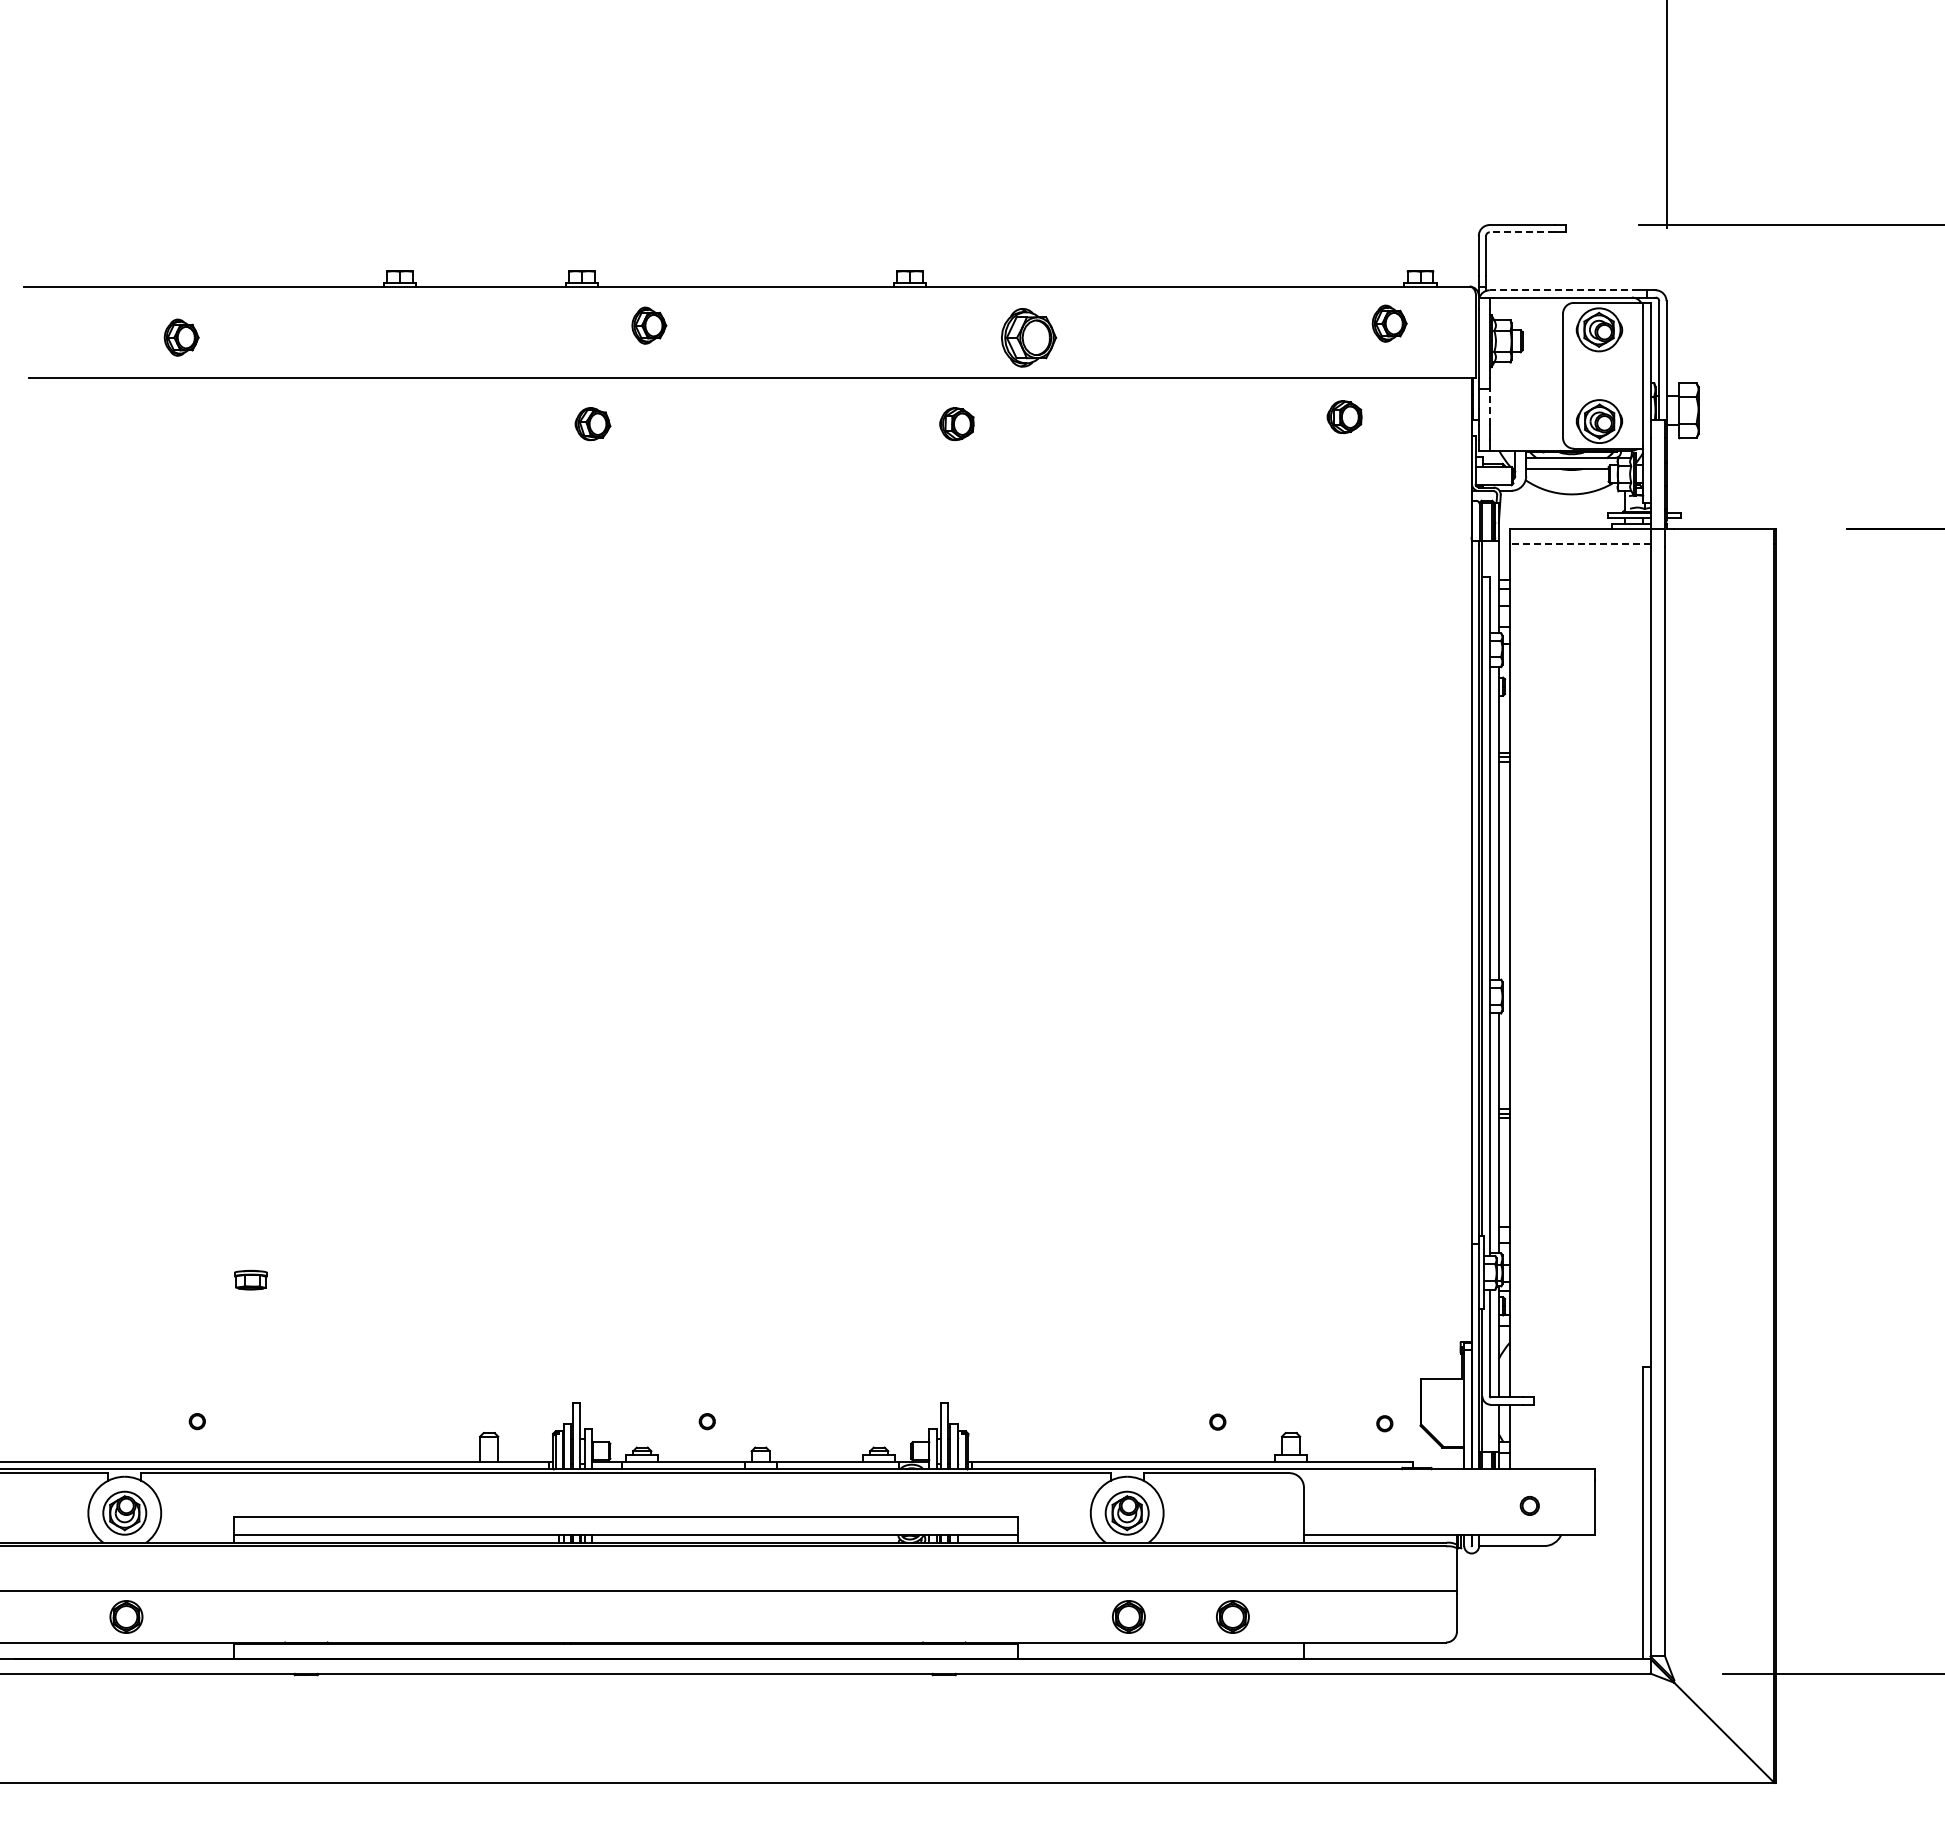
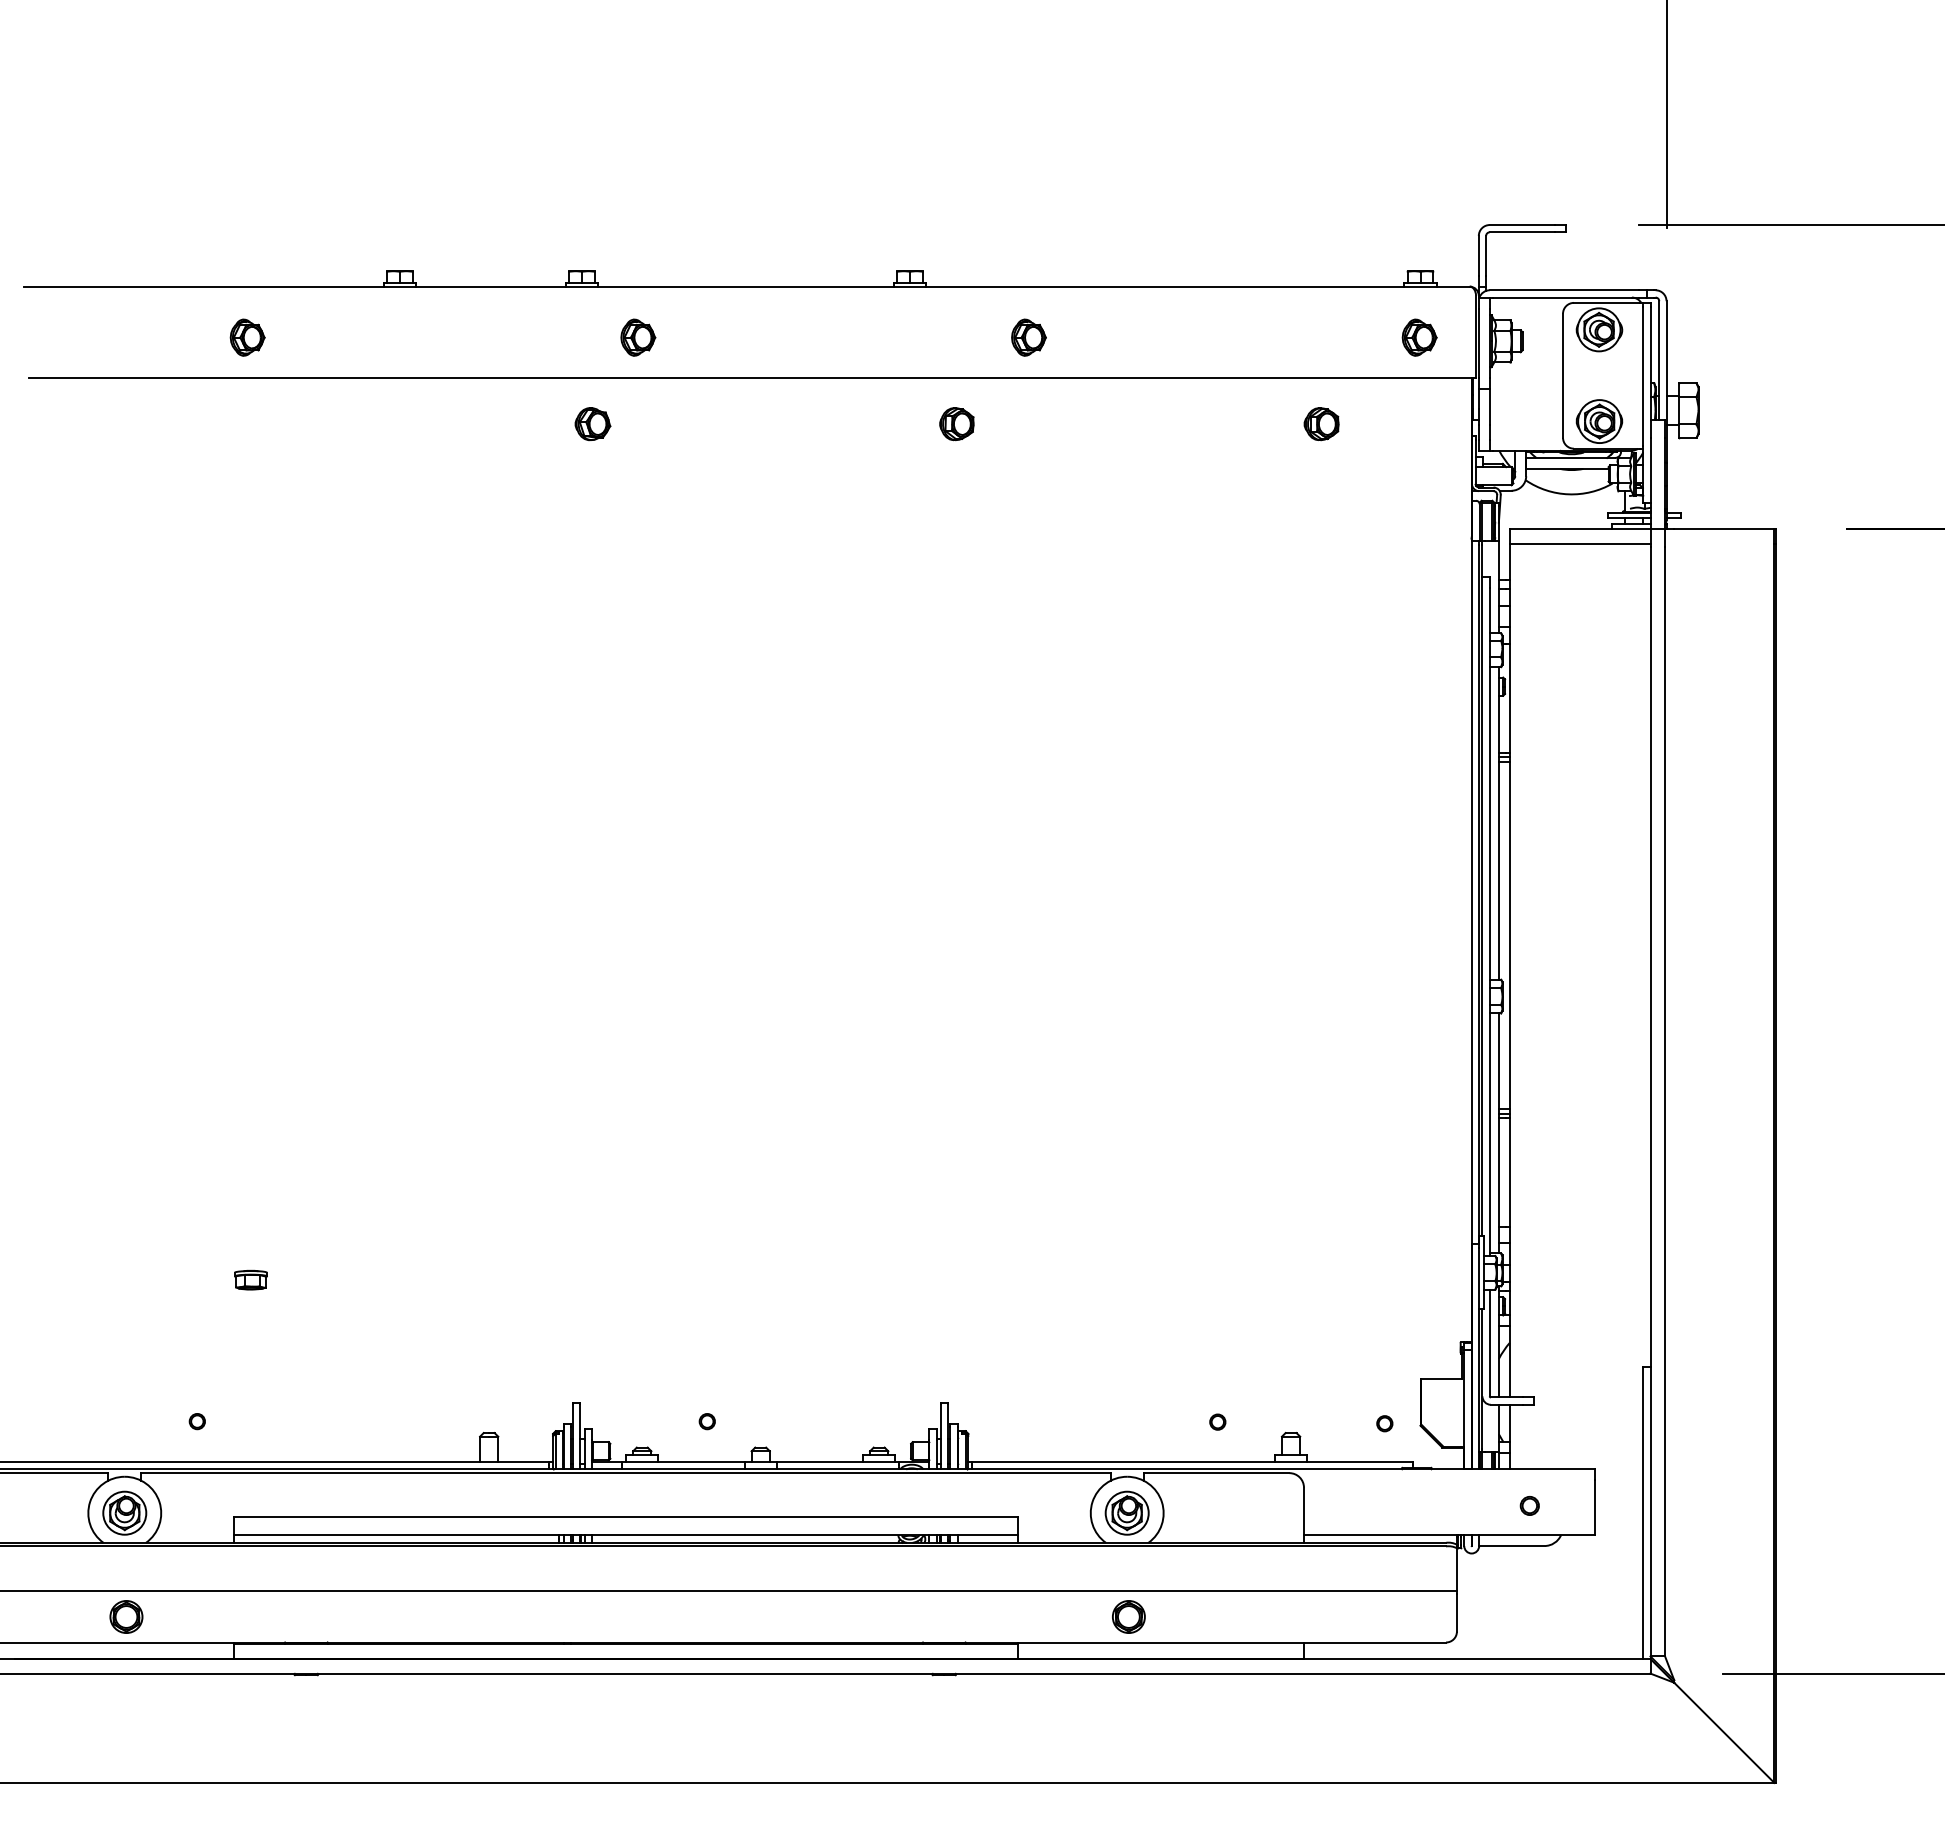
line: dashed -> solid (1522, 232)
line: dashed -> solid (1564, 290)
part position: (1389, 323) -> (1419, 337) (1419, 337)
part position: (649, 325) -> (638, 337) (638, 337)
part position: (181, 337) -> (247, 337) (247, 337)
part size: 57x60 px -> 36x39 px (1028, 337)
line: dashed -> solid (1489, 406)
part position: (1344, 417) -> (1321, 424) (1321, 424)
line: dashed -> solid (1579, 543)
part: present -> none (1232, 1616)
